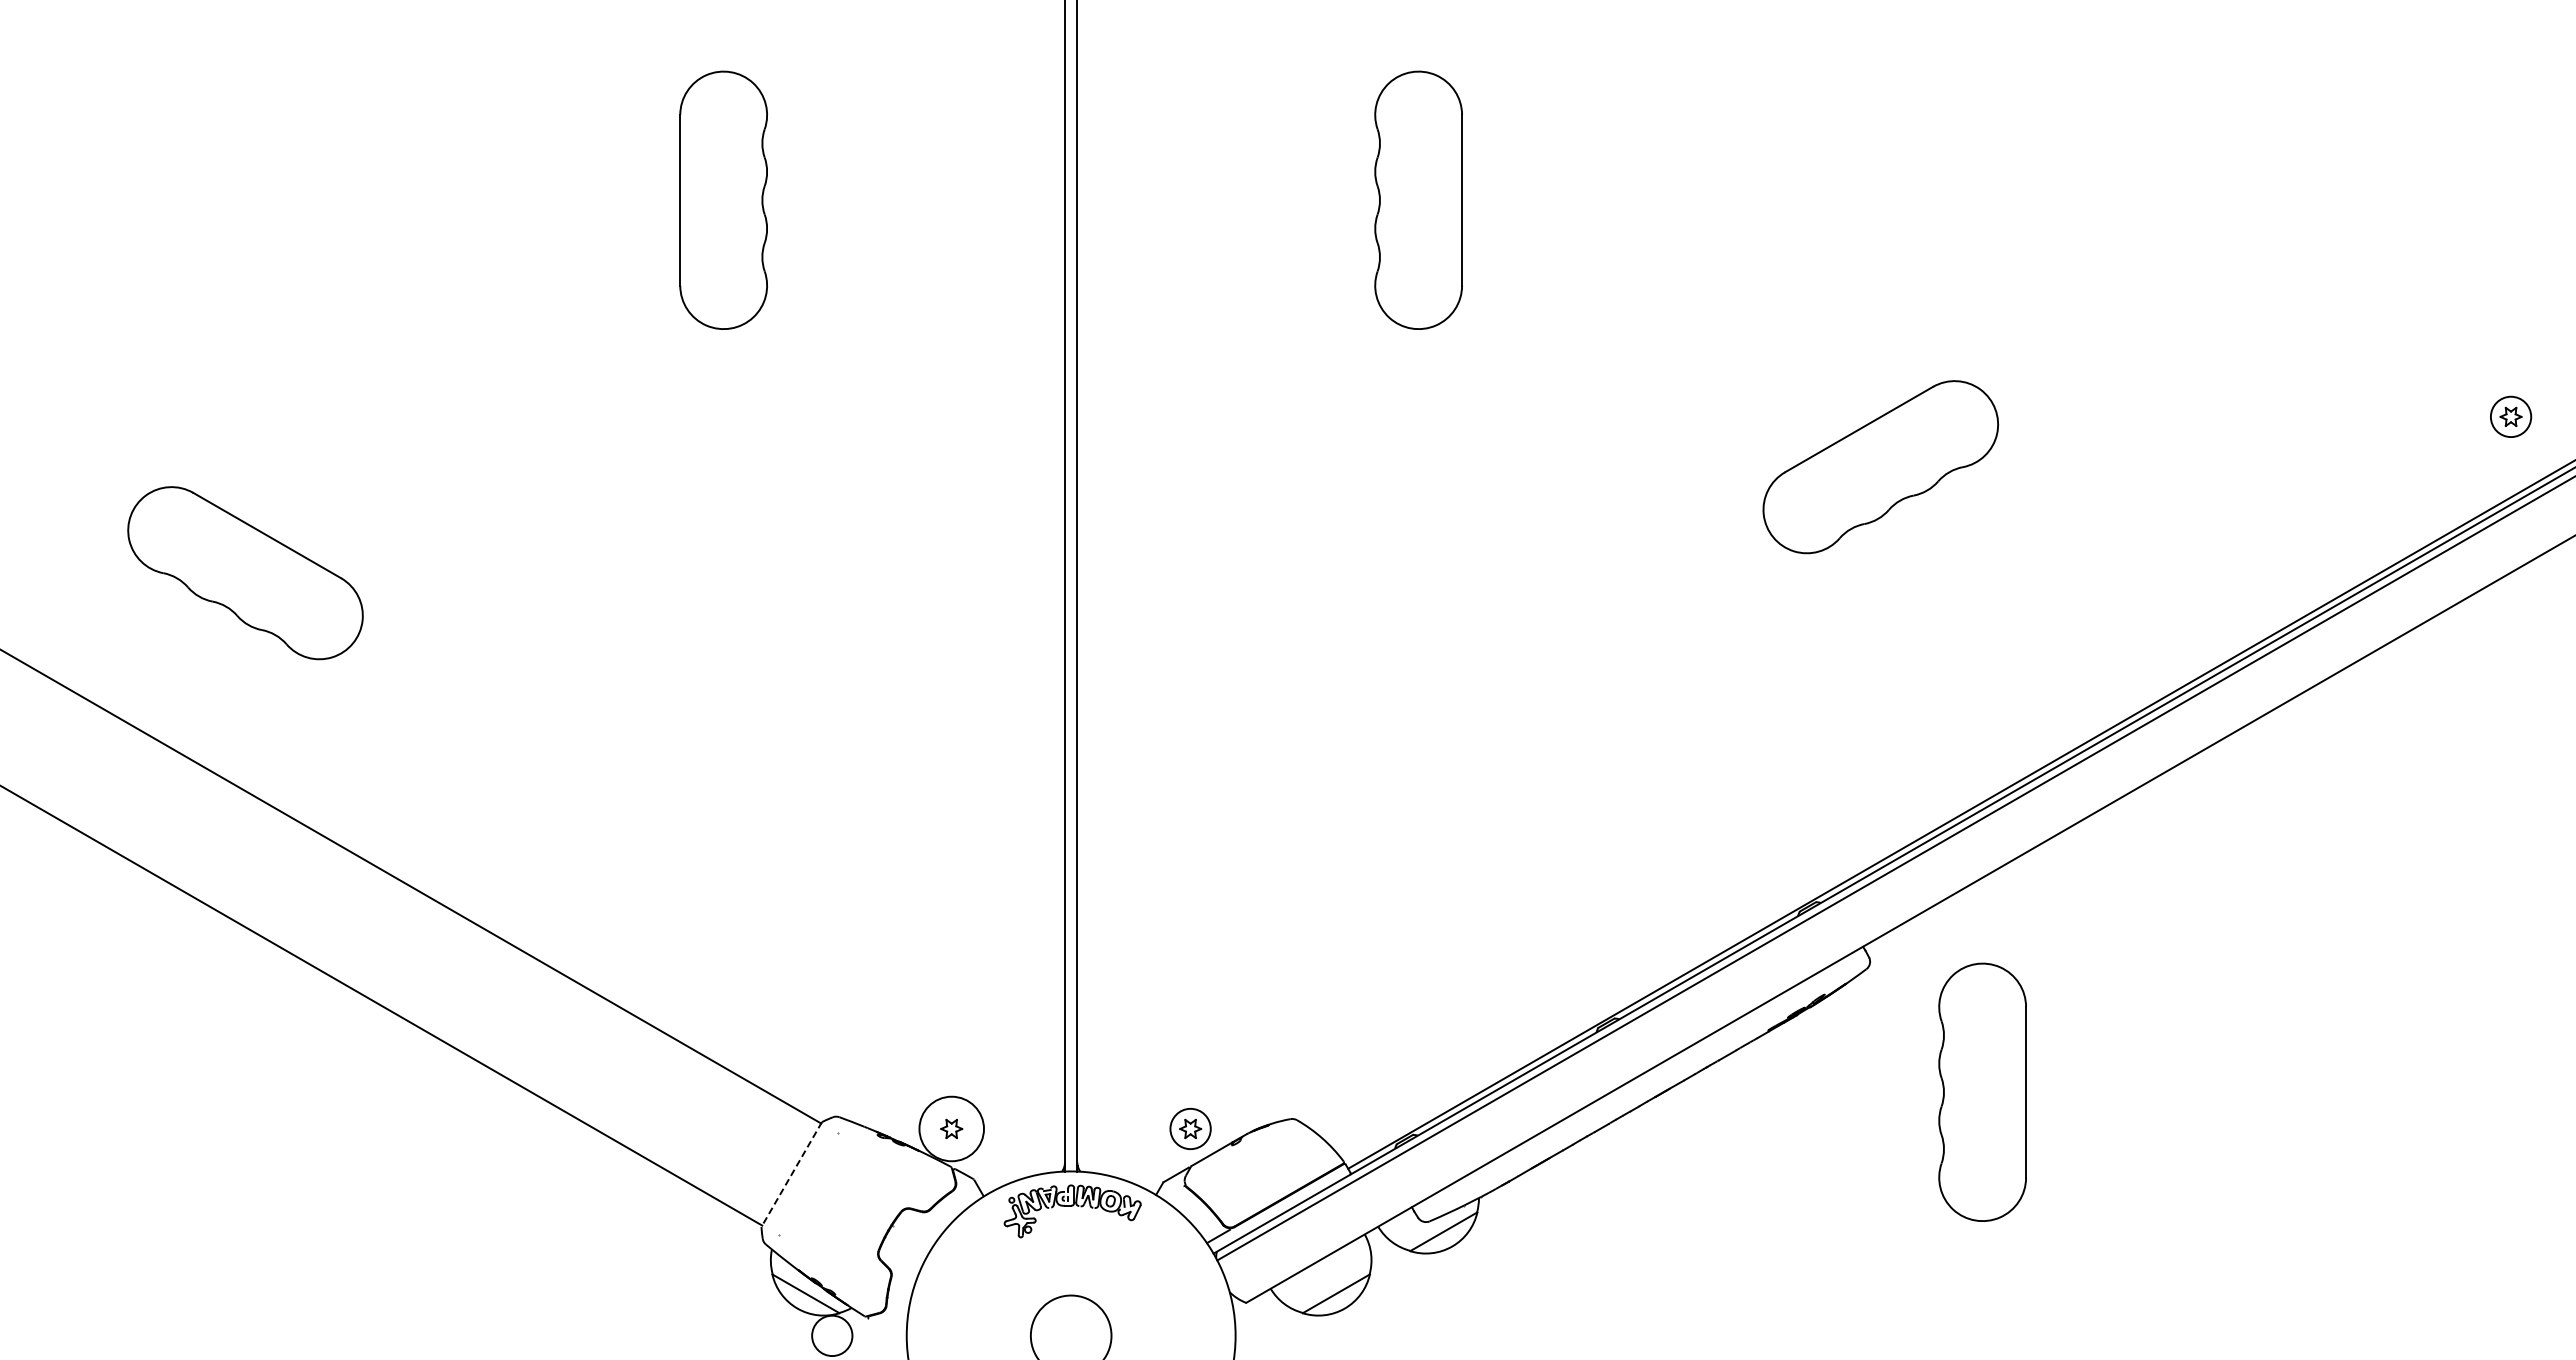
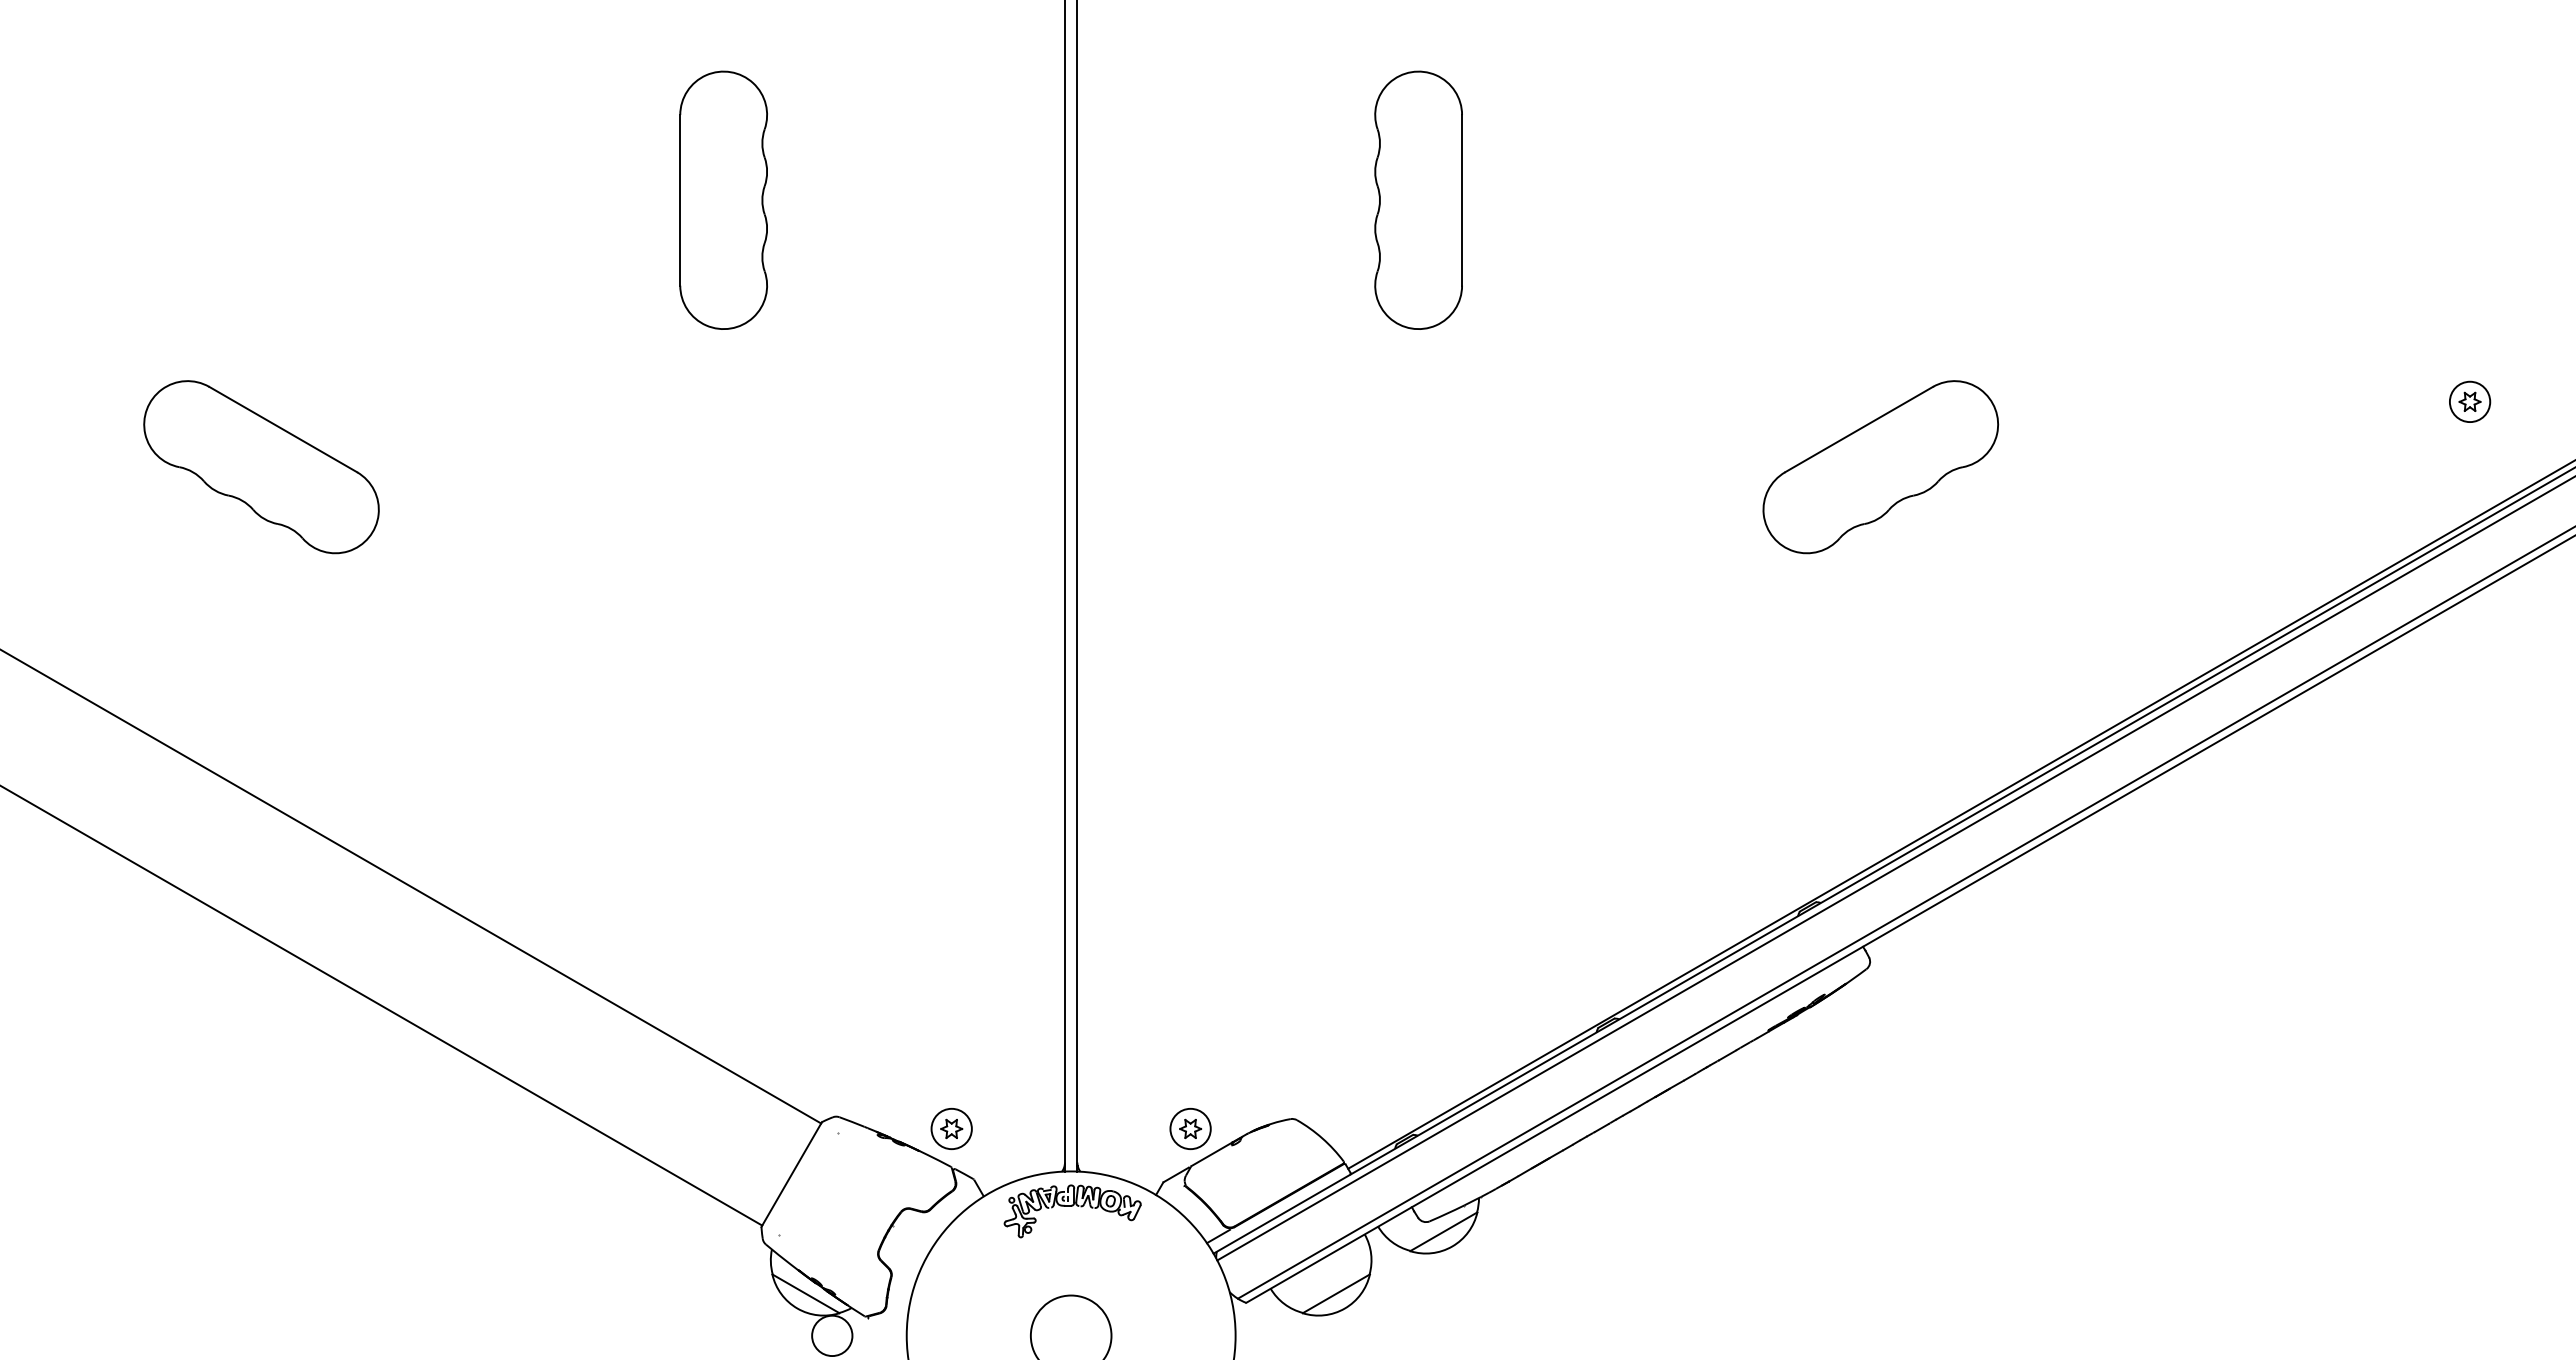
part position: (2511, 416) -> (2470, 401) (2470, 401)
part position: (245, 573) -> (261, 467) (261, 467)
line: none -> present (1904, 912)
part: present -> none (1982, 1091)
circle diameter: 65 px -> 40 px (951, 1128)
line: dashed -> solid (791, 1174)
